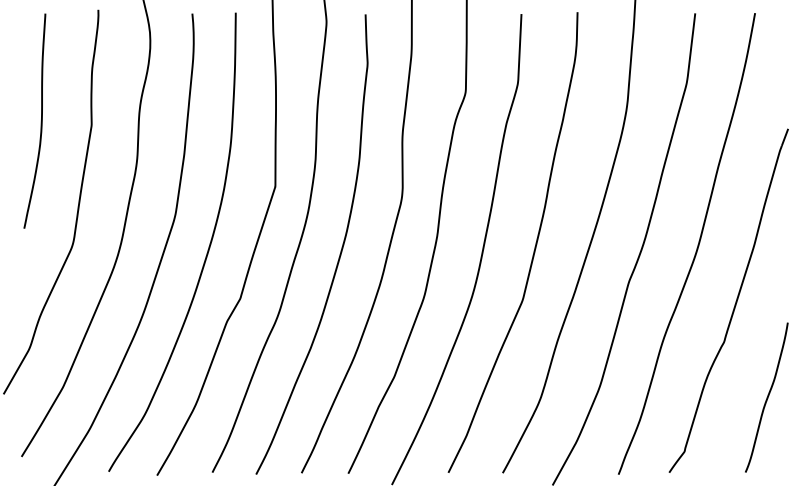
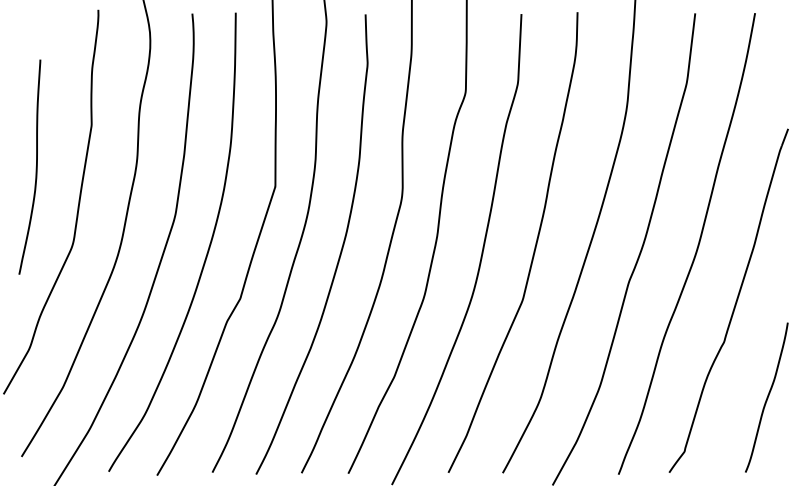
curve position: (40, 121) -> (35, 167) (35, 167)
